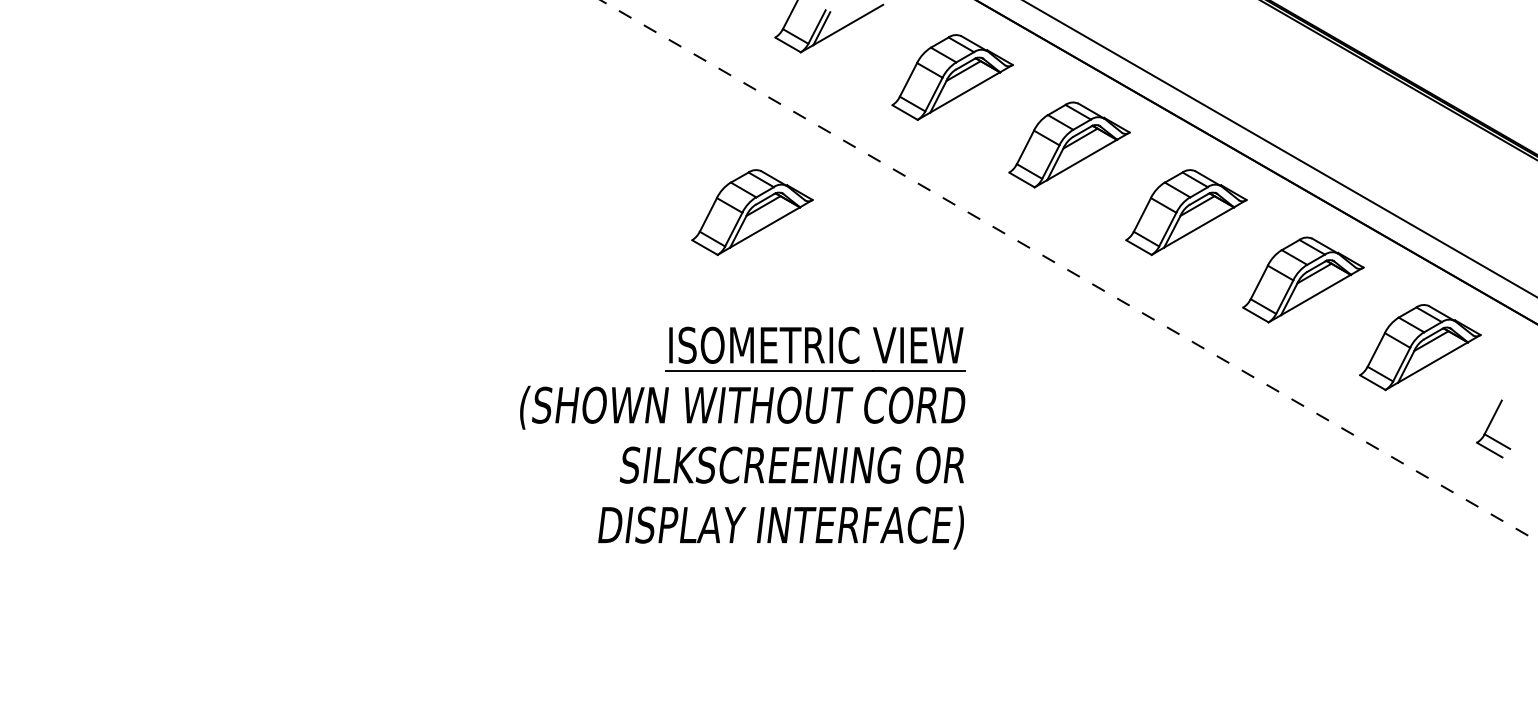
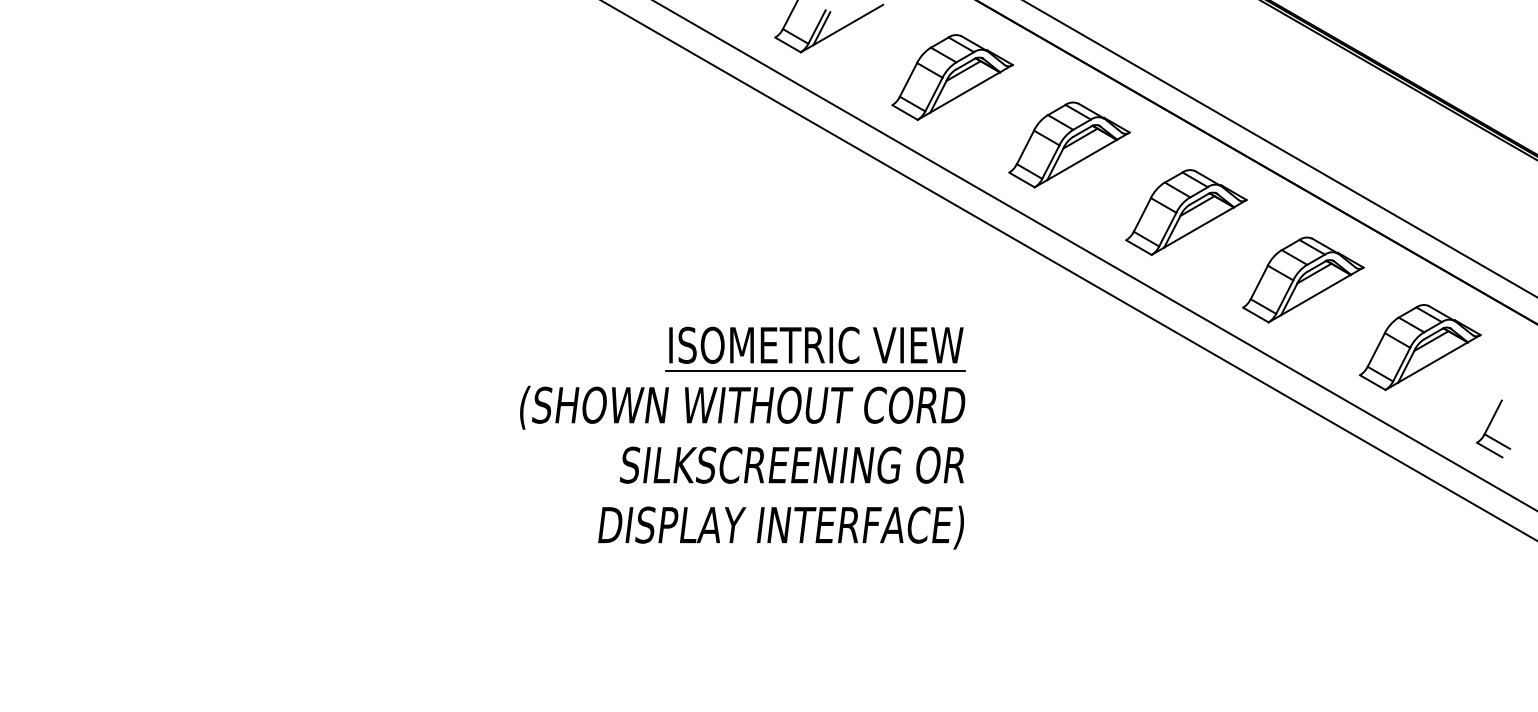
part: present -> none (752, 212)
line: none -> present (1094, 255)
line: dashed -> solid (1069, 270)
